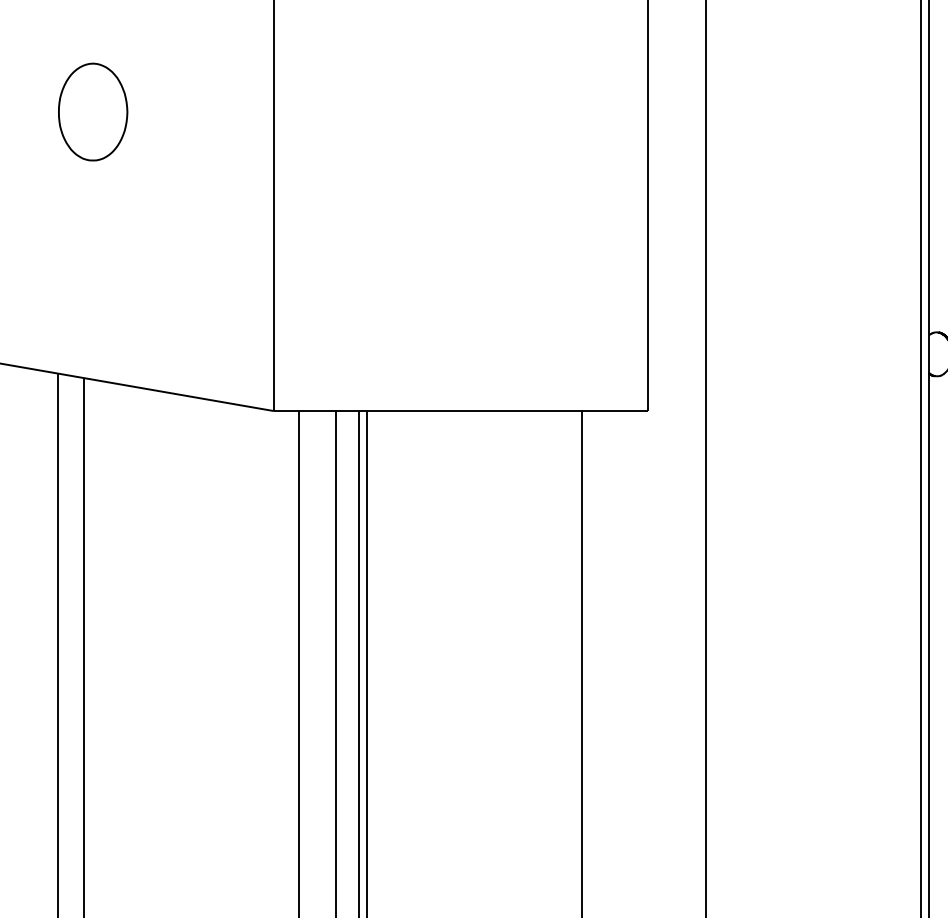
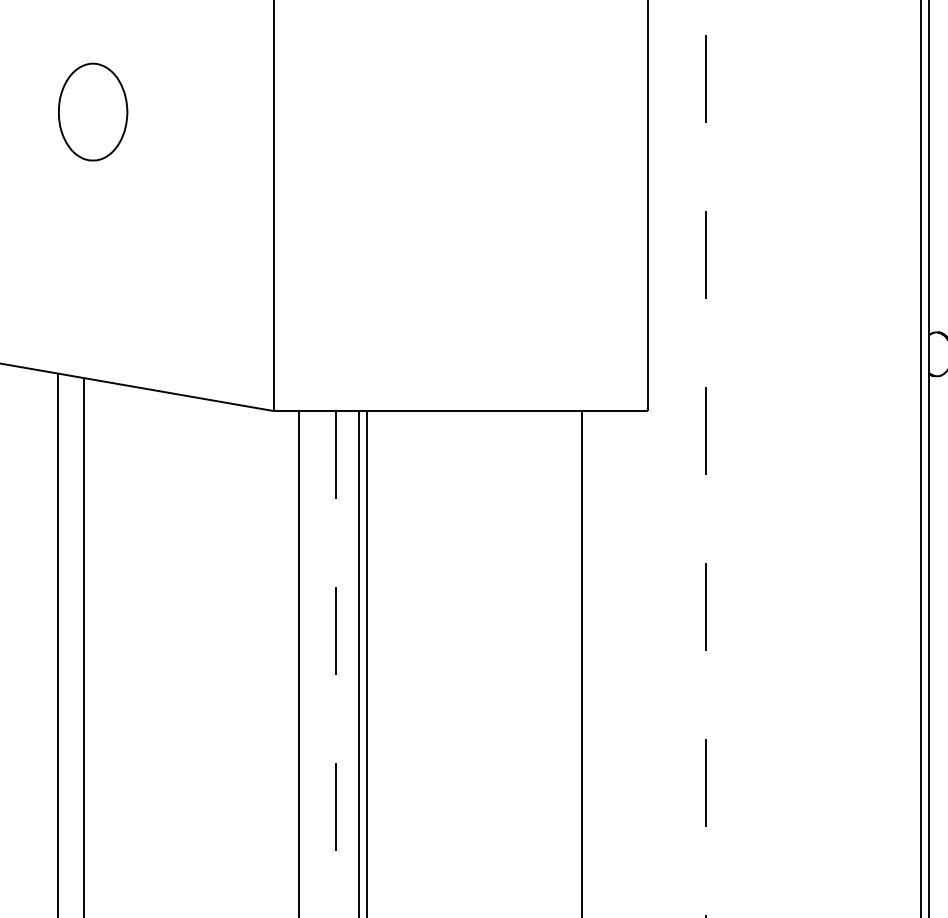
line: solid -> dashed (706, 458)
line: solid -> dashed (335, 664)
